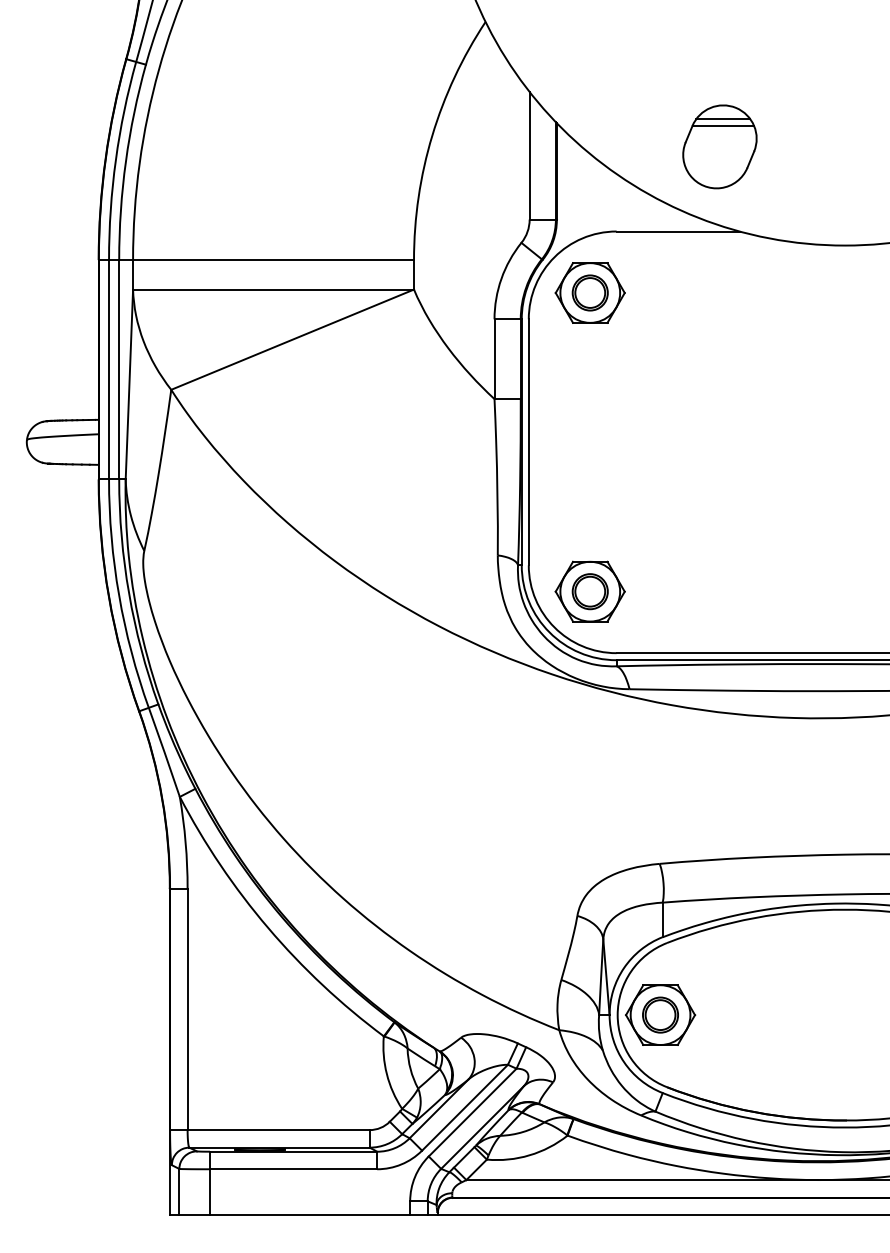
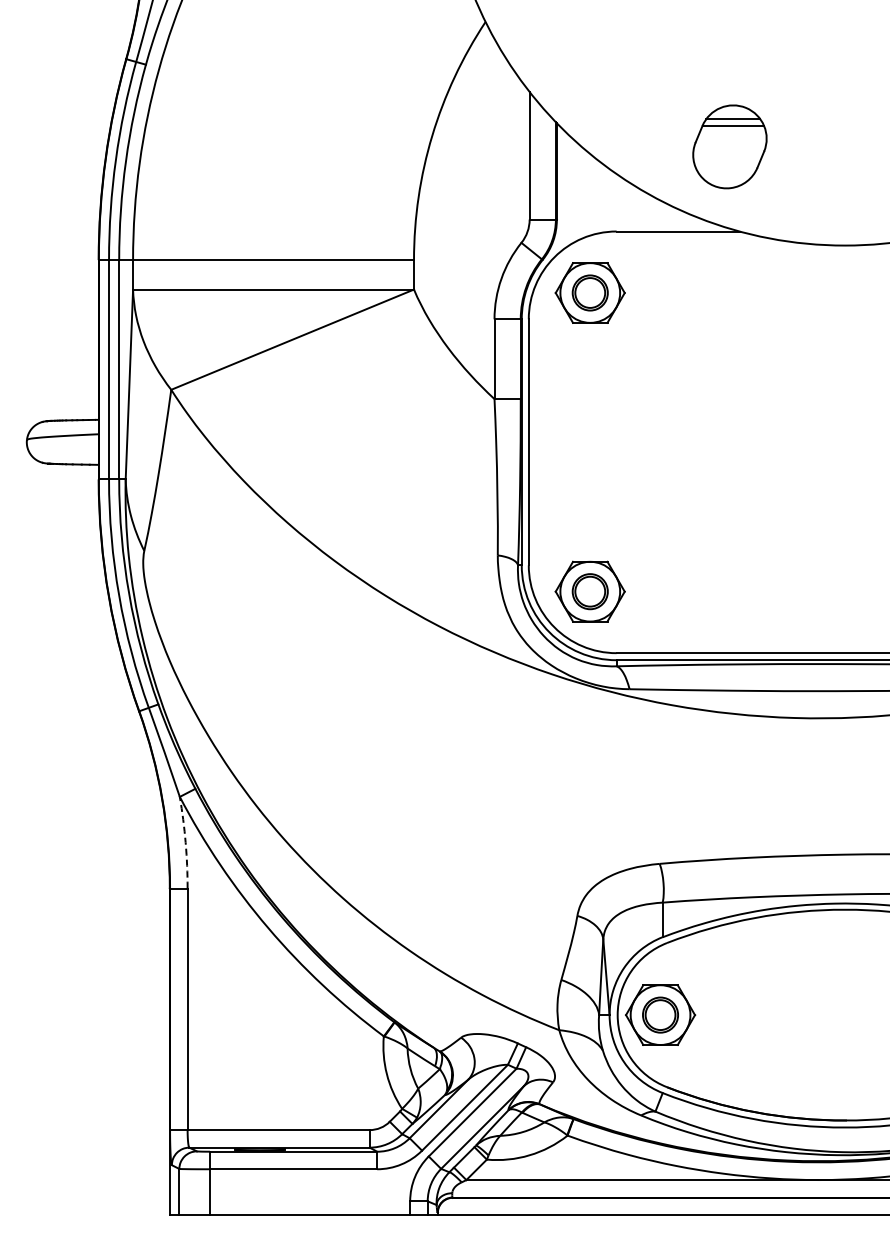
part position: (719, 146) -> (729, 146) (729, 146)
arc: solid -> dashed (185, 842)
